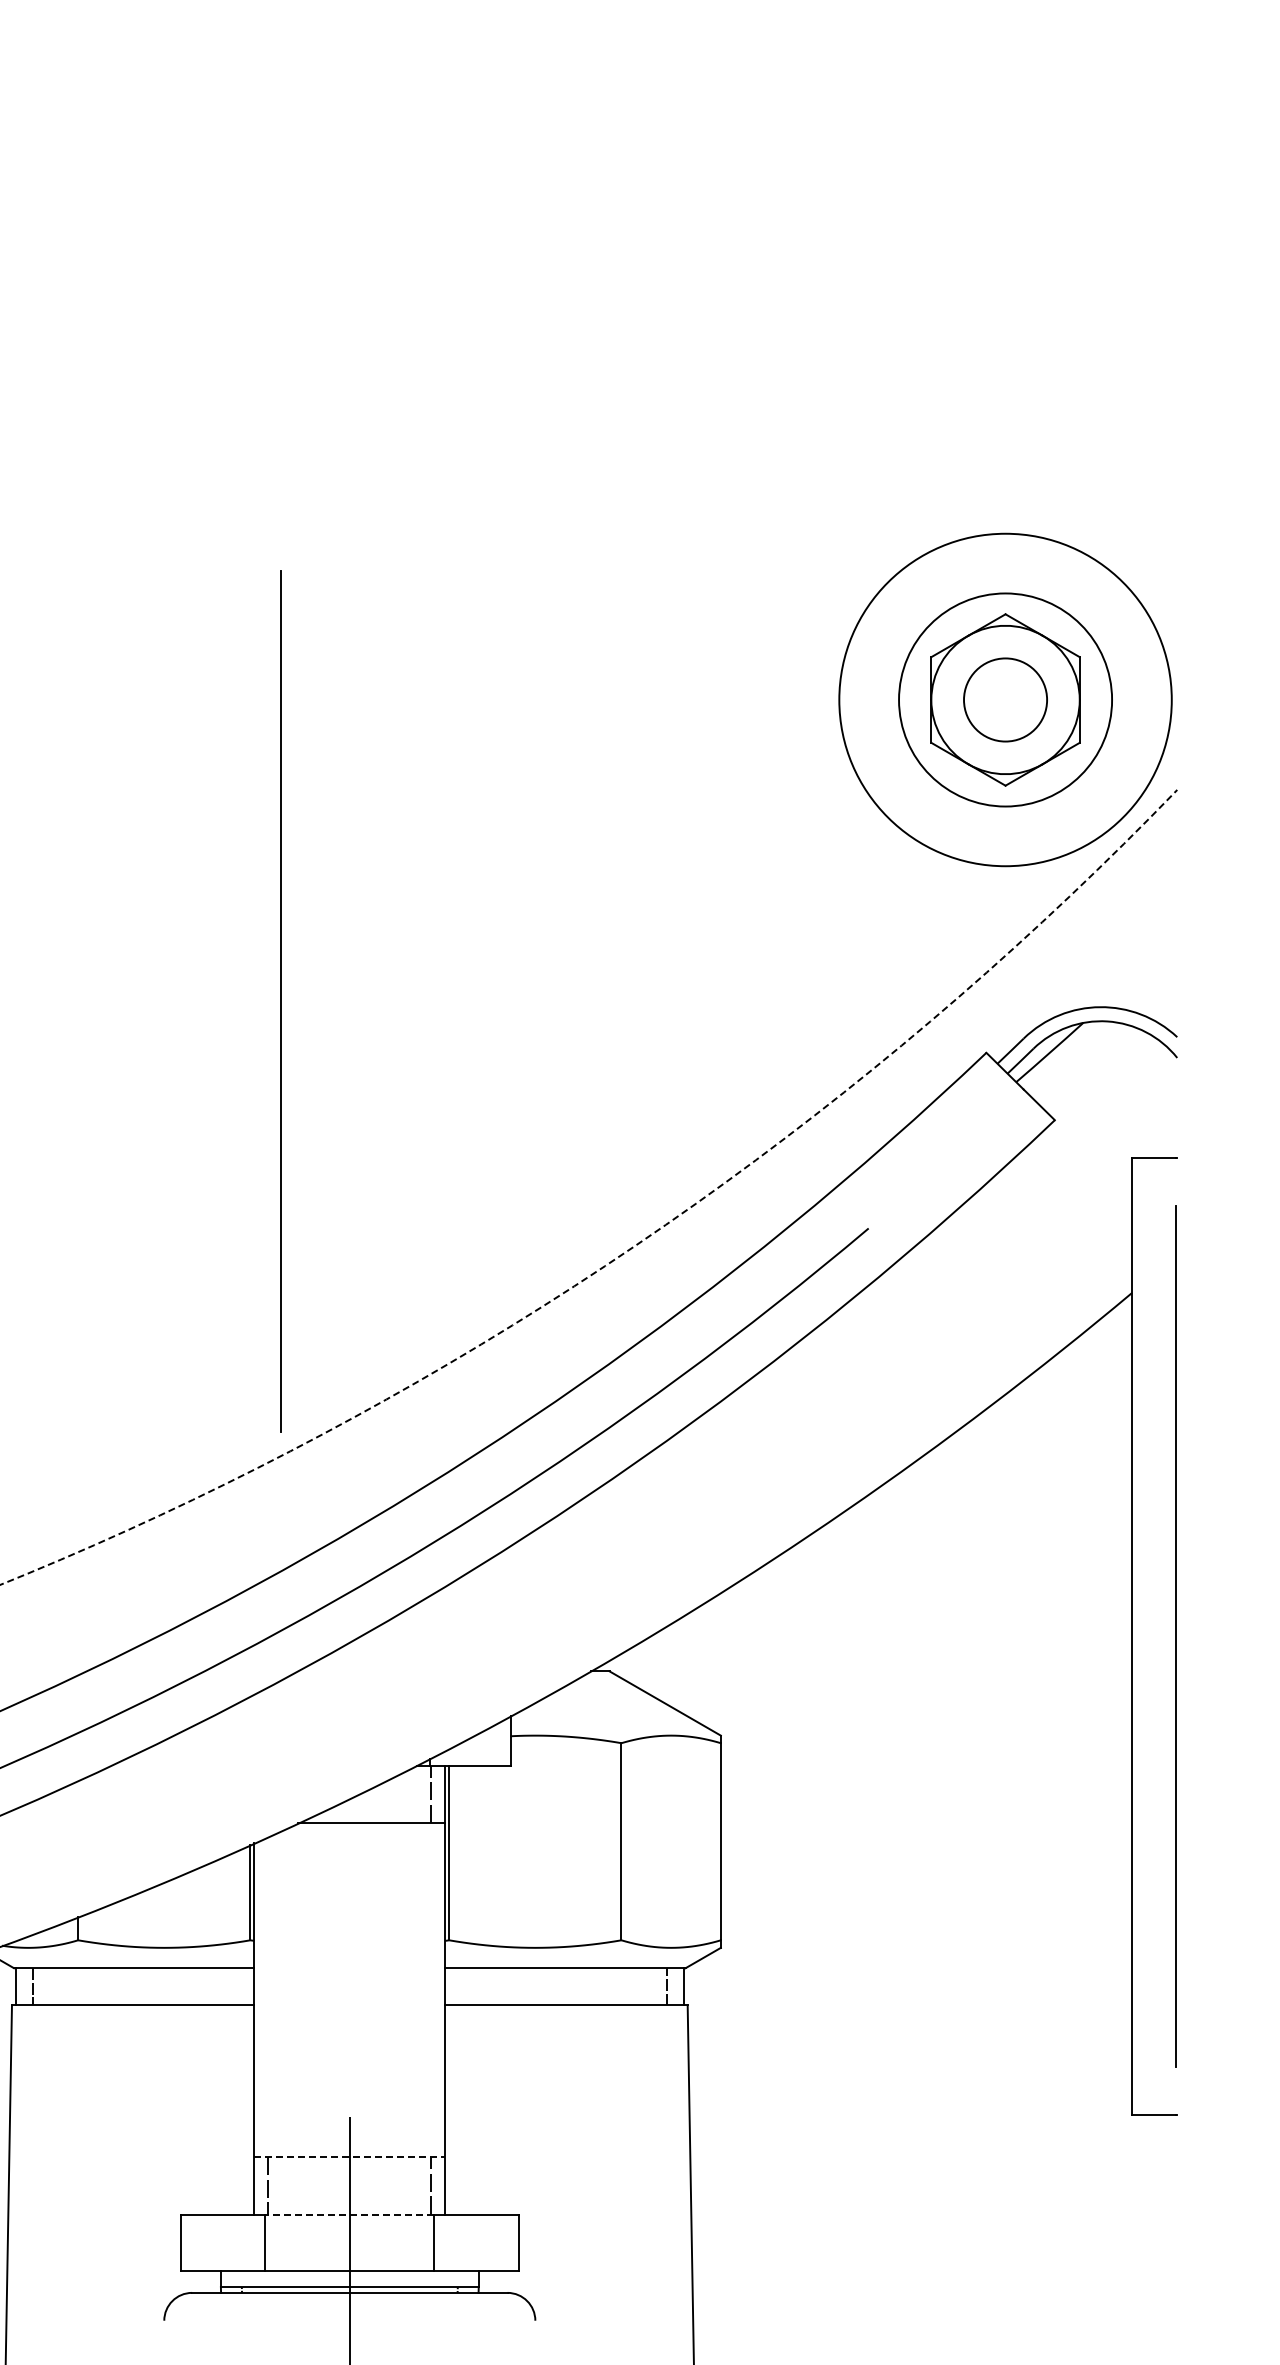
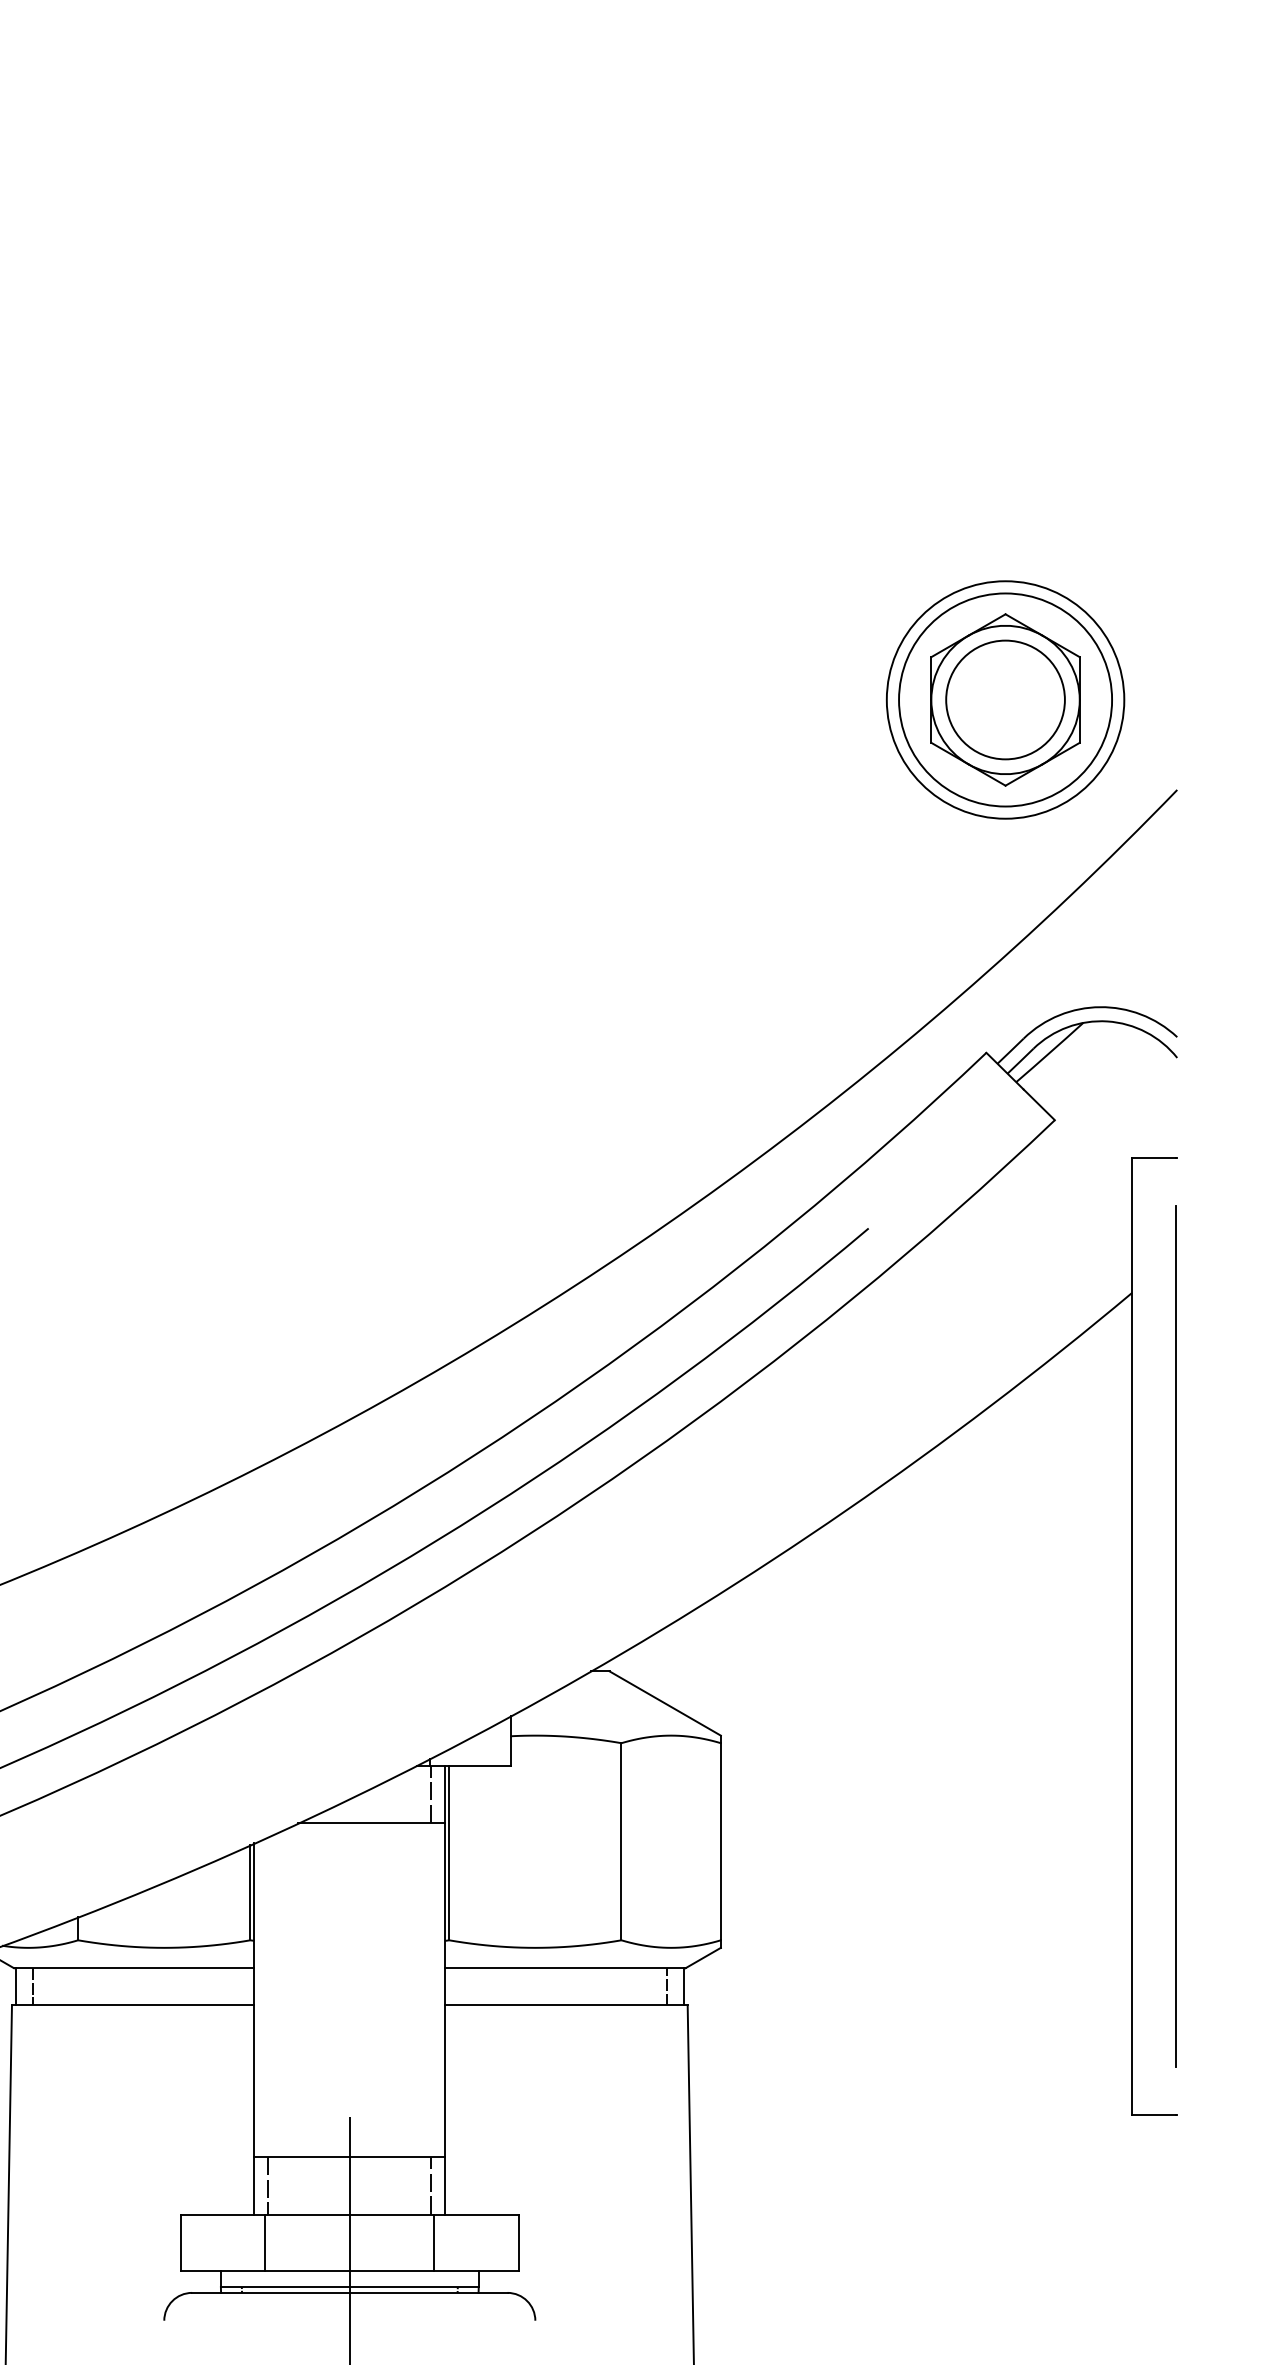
circle diameter: 332 px -> 237 px (1005, 699)
circle diameter: 83 px -> 119 px (1005, 699)
line: present -> none (280, 1001)
arc: dashed -> solid (629, 1249)
line: dashed -> solid (350, 2157)
line: dashed -> solid (349, 2214)
